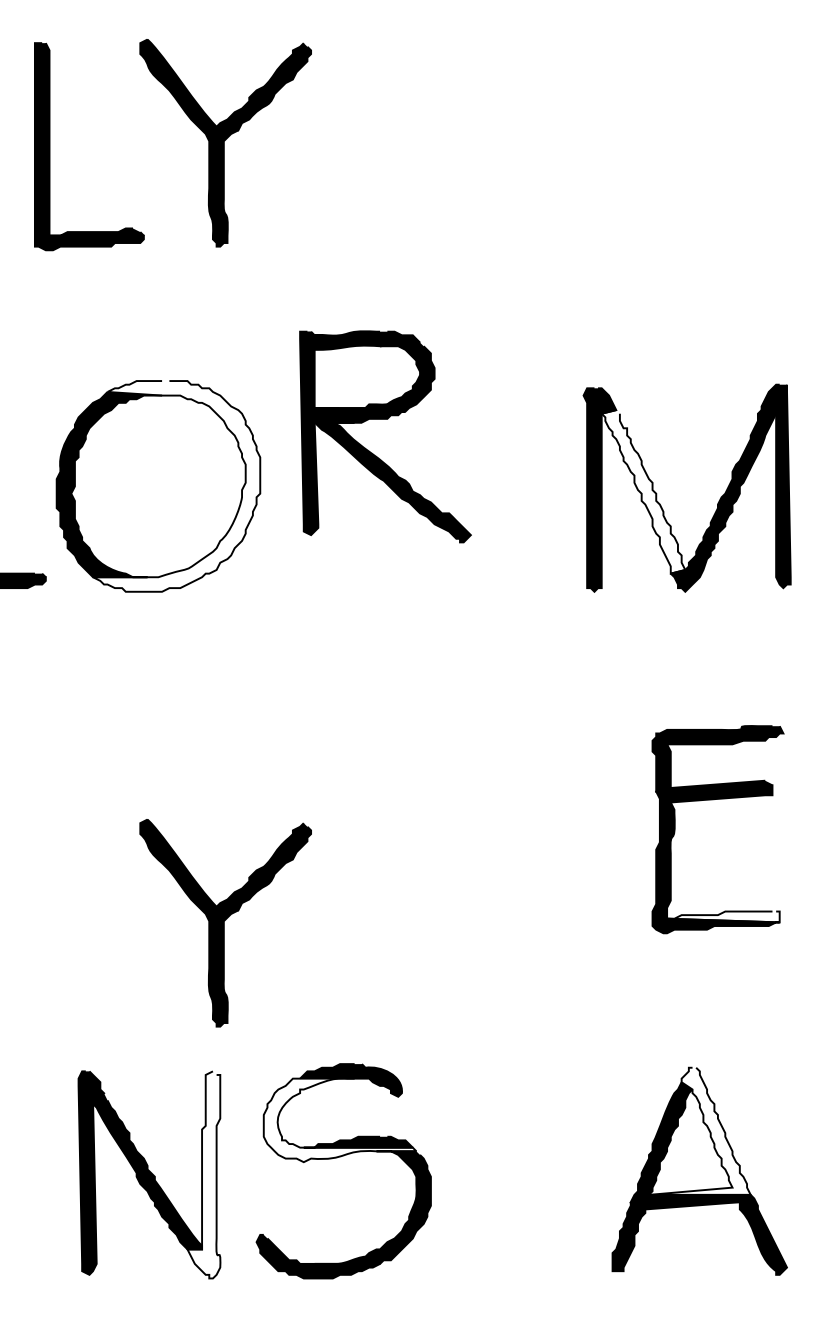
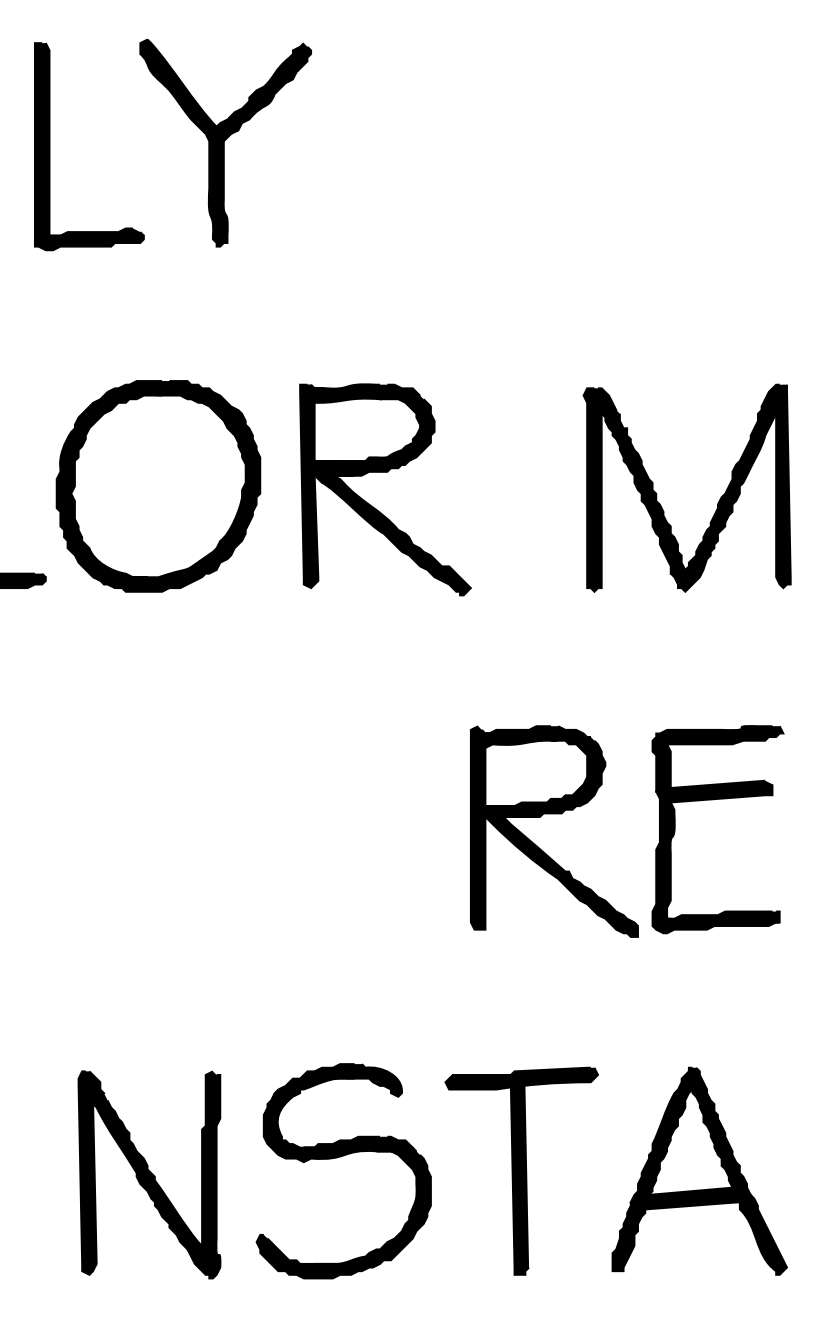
part position: (385, 419) -> (385, 472) (385, 472)
fill: none -> present (176, 486)
fill: none -> present (643, 491)
part: none -> present (554, 814)
fill: none -> present (723, 916)
part: present -> none (225, 923)
fill: none -> present (339, 1120)
fill: none -> present (699, 1130)
part: none -> present (521, 1170)
fill: none -> present (203, 1174)
